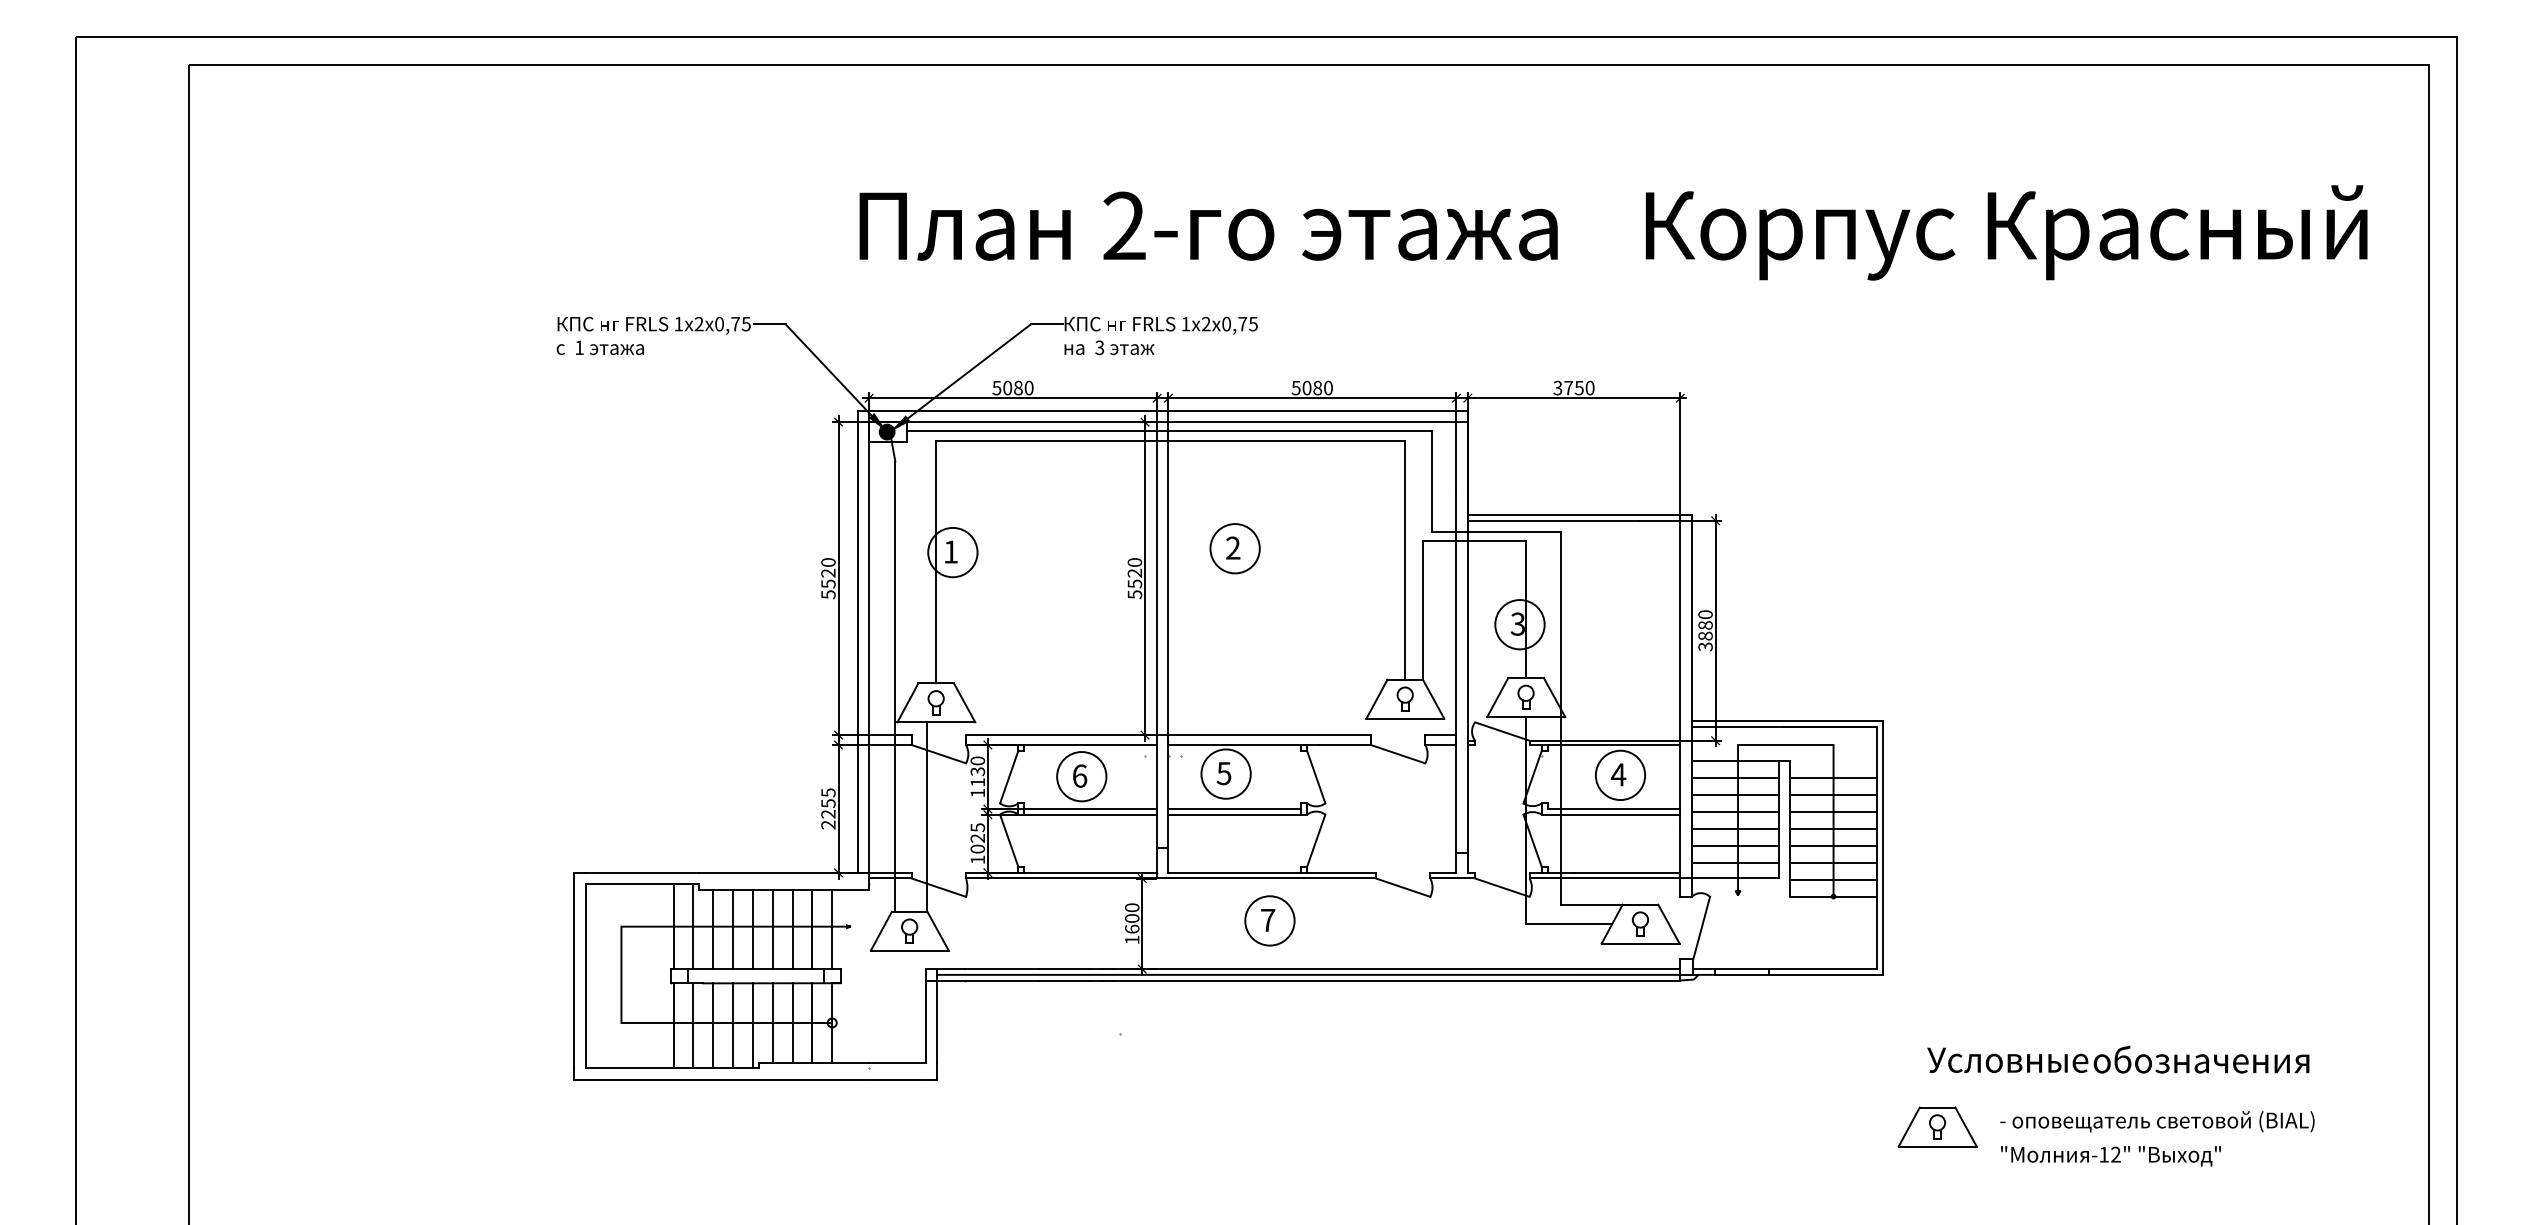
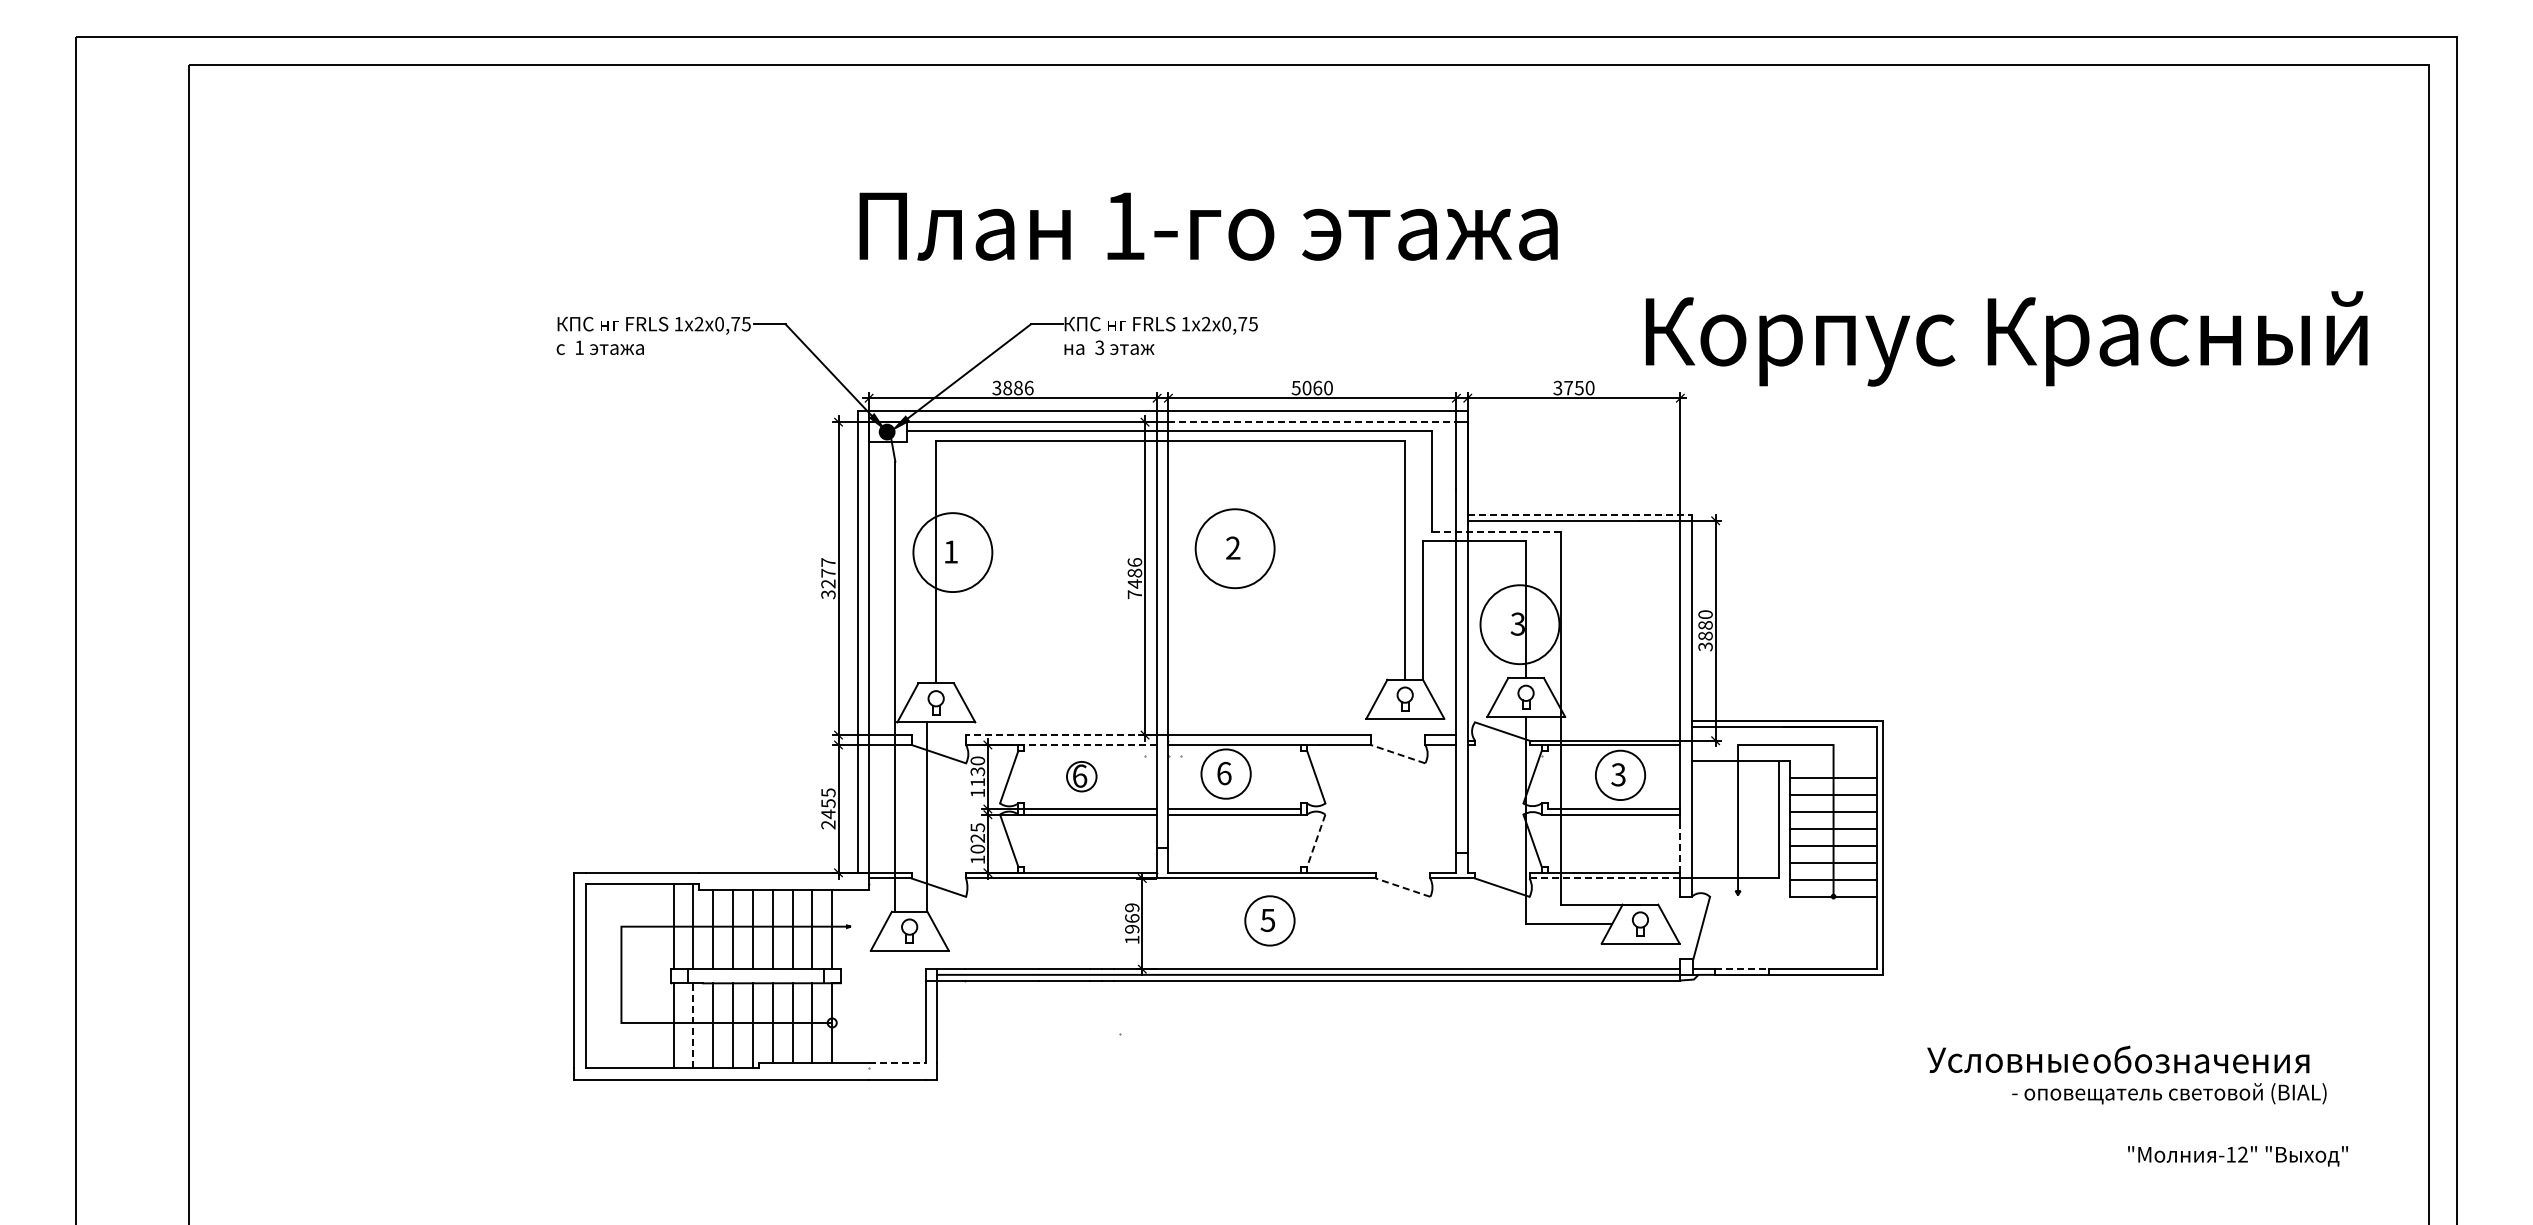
text: 2- -> 1- (1124, 225)
text position: (2006, 232) -> (2006, 338) (2006, 338)
text: 5080 -> 3886 (1013, 387)
text: 5080 -> 5060 (1317, 387)
line: solid -> dashed (1312, 422)
line: solid -> dashed (1579, 515)
line: solid -> dashed (1495, 531)
circle diameter: 49 px -> 79 px (1234, 548)
circle diameter: 49 px -> 79 px (952, 552)
text: 5520 -> 3277 (828, 578)
text: 5520 -> 7486 (1134, 578)
circle diameter: 49 px -> 79 px (1519, 624)
line: solid -> dashed (1061, 735)
line: solid -> dashed (1081, 744)
line: solid -> dashed (1398, 754)
text: 5 -> 6 (1223, 773)
text: 4 -> 3 (1618, 774)
circle diameter: 49 px -> 30 px (1081, 776)
line: present -> none (1734, 777)
line: present -> none (1734, 794)
line: present -> none (1734, 811)
text: 2255 -> 2455 (828, 814)
line: present -> none (1734, 828)
line: solid -> dashed (1316, 840)
line: present -> none (1734, 845)
line: solid -> dashed (1680, 849)
line: present -> none (1734, 862)
line: solid -> dashed (1605, 878)
line: solid -> dashed (1403, 887)
text: 1600 -> 1969 (1132, 918)
text: 7 -> 5 (1267, 920)
line: solid -> dashed (1742, 969)
line: solid -> dashed (693, 1025)
line: solid -> dashed (897, 1062)
text position: (2157, 1121) -> (2169, 1093) (2169, 1093)
part: present -> none (1937, 1126)
text position: (2110, 1156) -> (2237, 1156) (2237, 1156)
